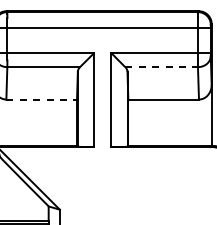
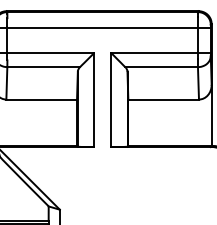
line: dashed -> solid (162, 67)
line: dashed -> solid (42, 99)
